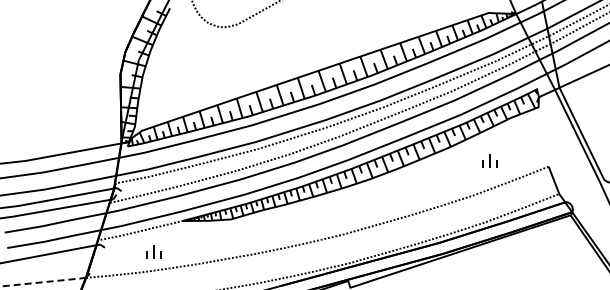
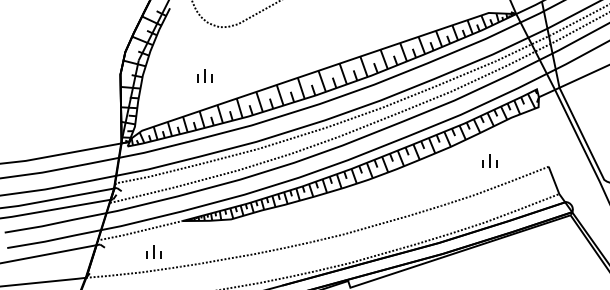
part: none -> present (204, 75)
line: dashed -> solid (43, 282)
